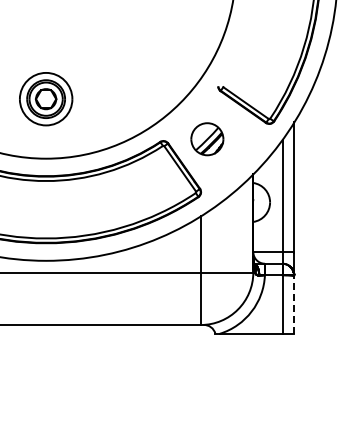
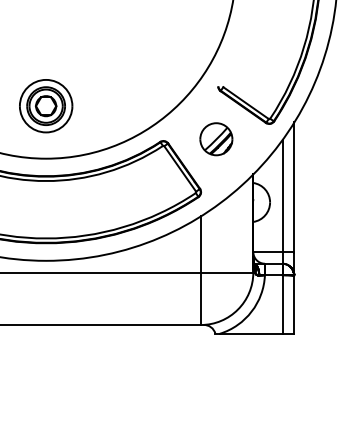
part position: (46, 99) -> (46, 106) (46, 106)
part position: (207, 139) -> (216, 139) (216, 139)
line: dashed -> solid (294, 304)
